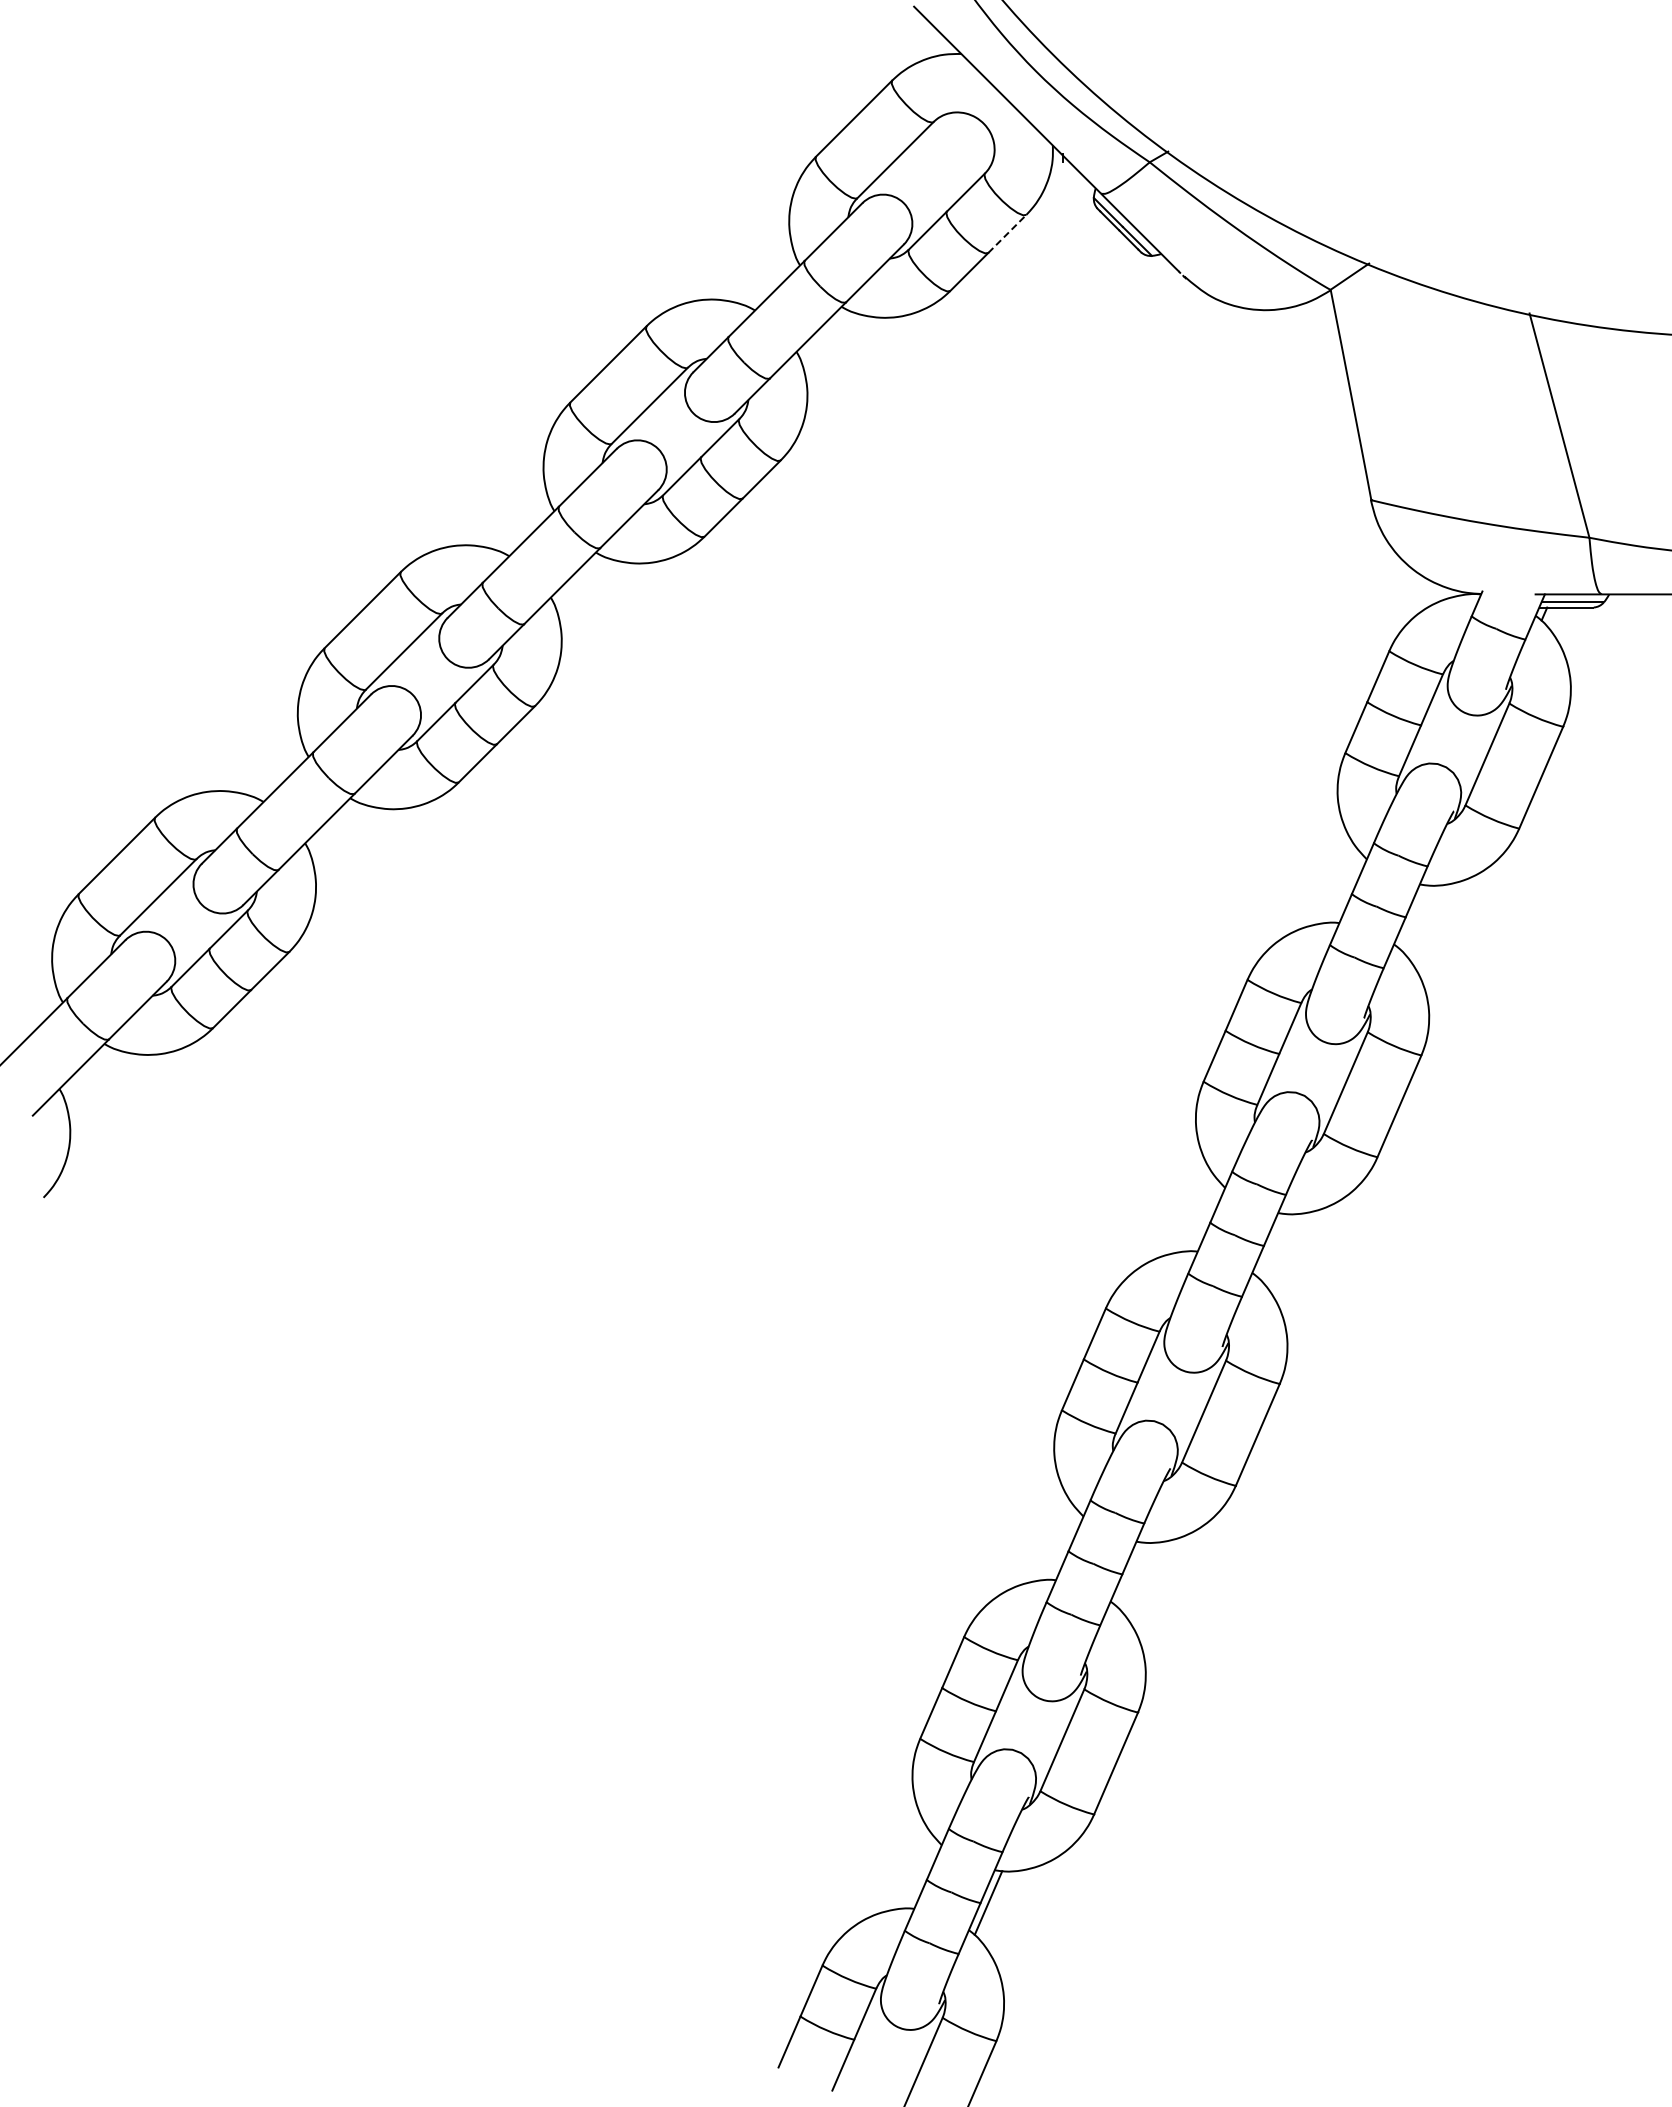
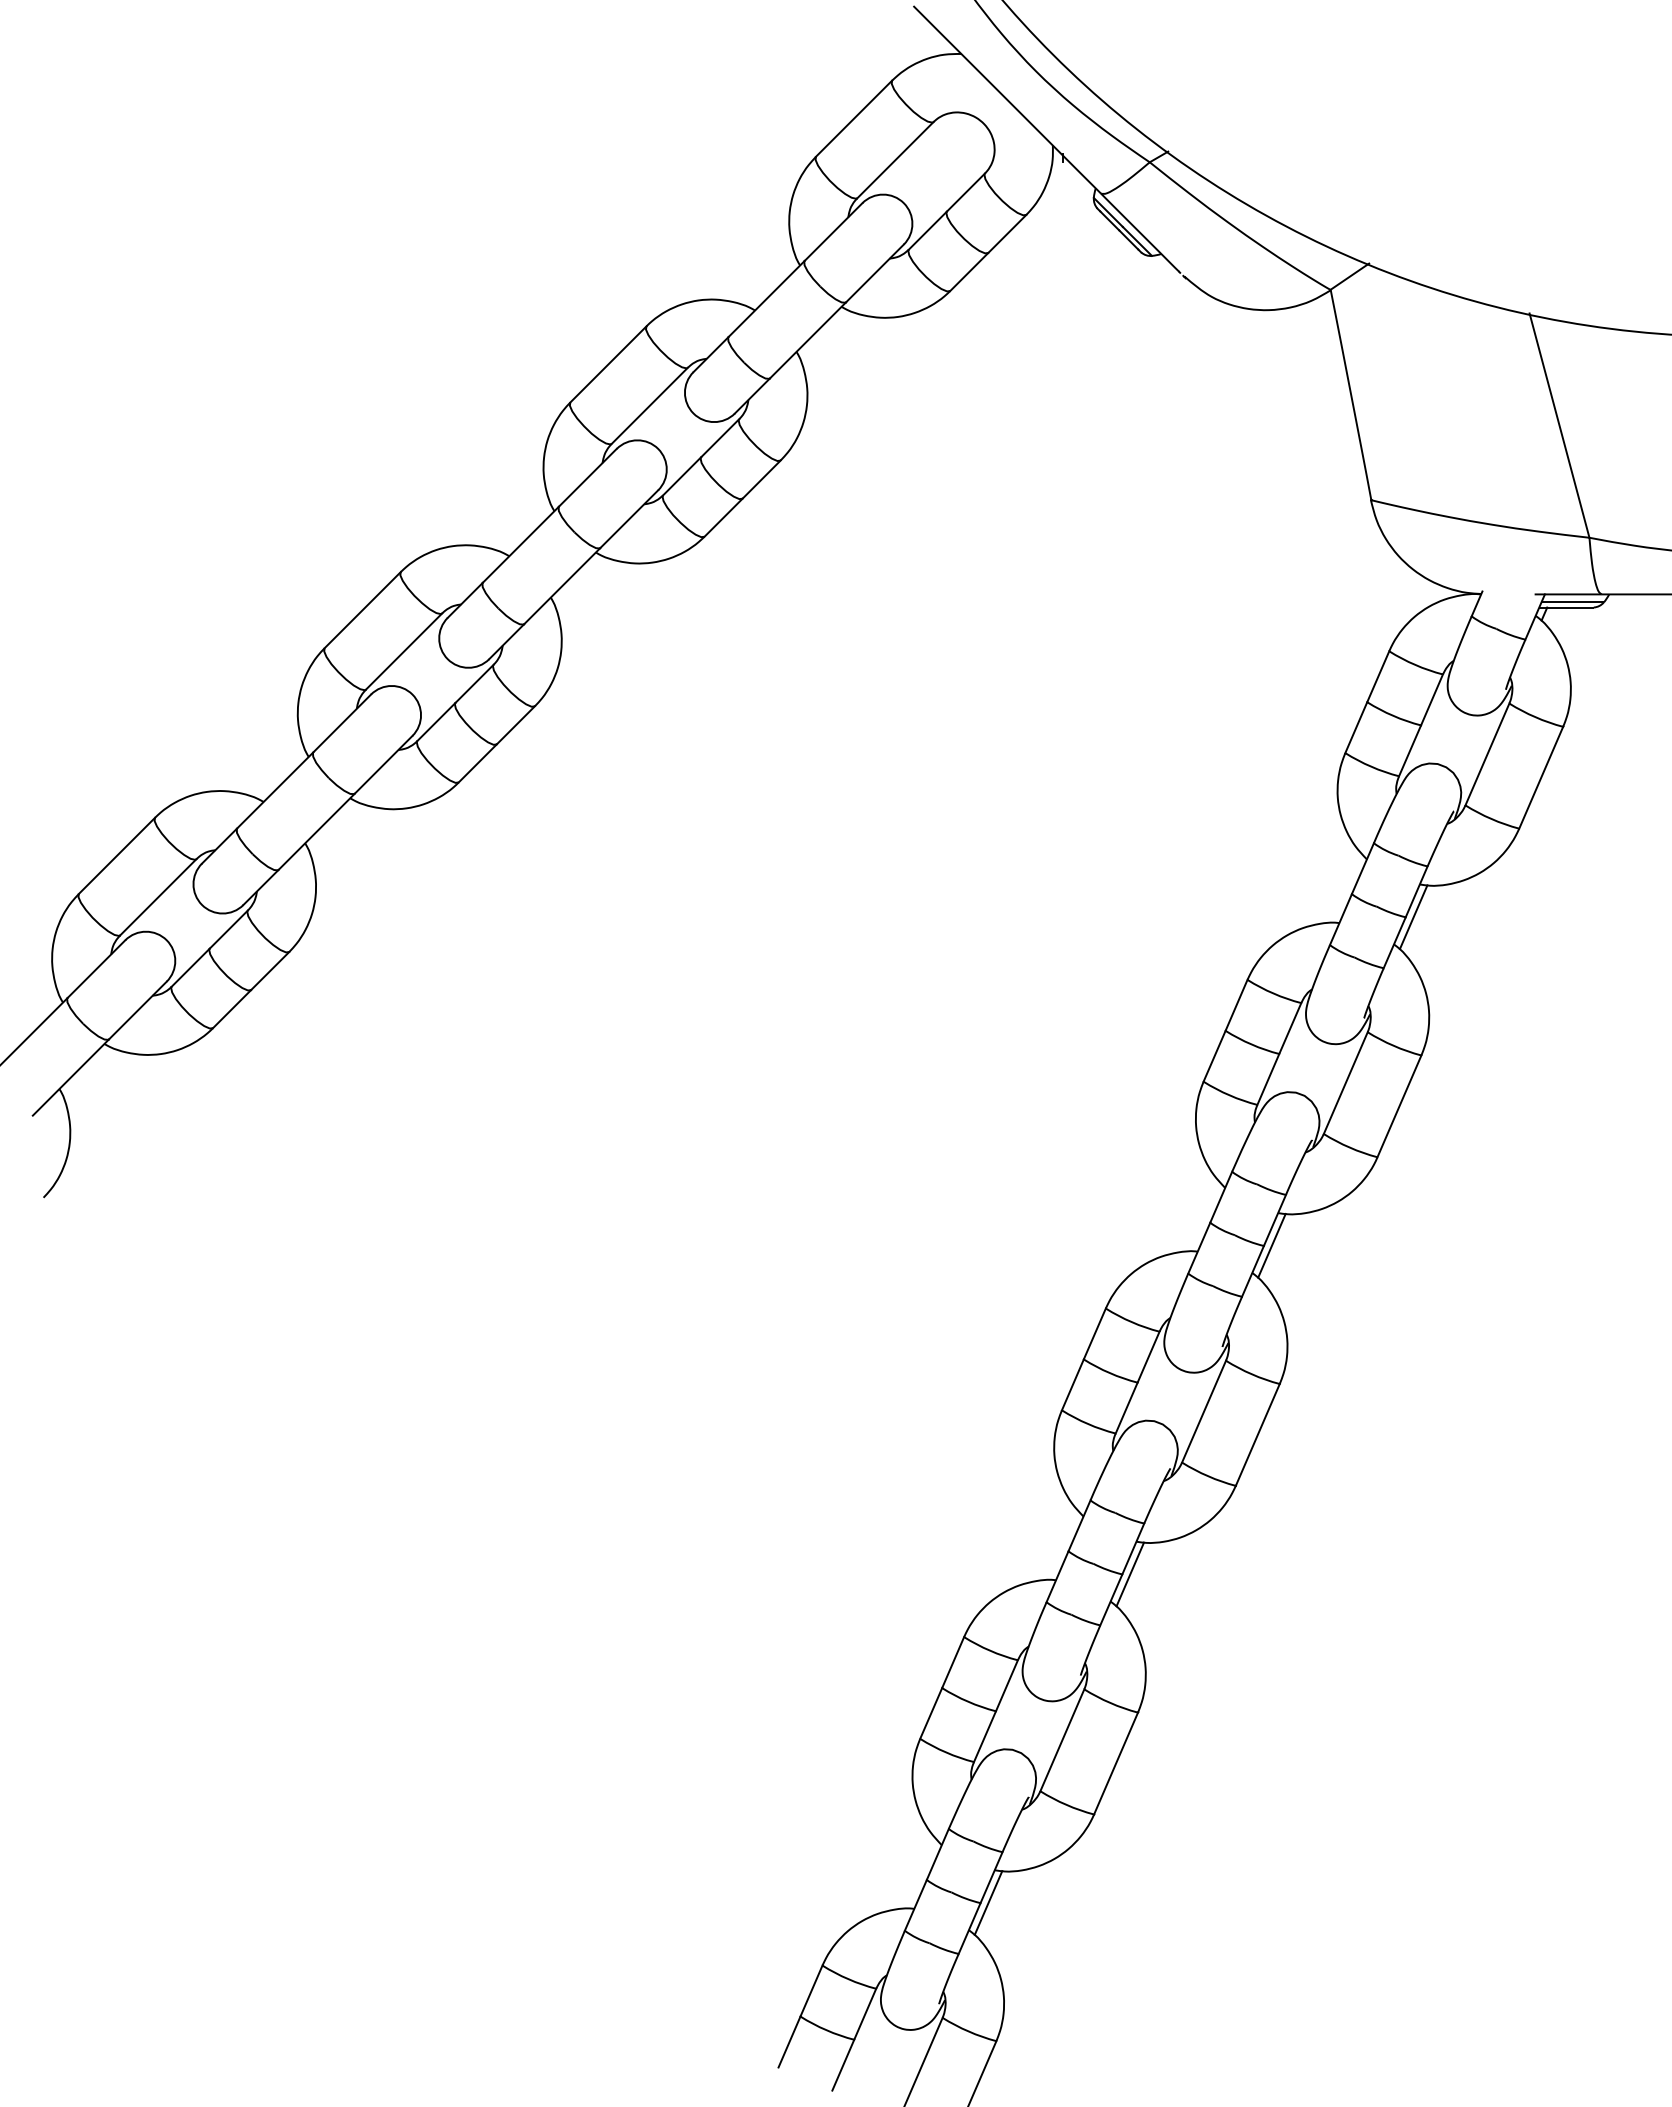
line: dashed -> solid (1007, 233)
line: none -> present (1413, 917)
line: none -> present (1271, 1245)
line: none -> present (1130, 1574)
